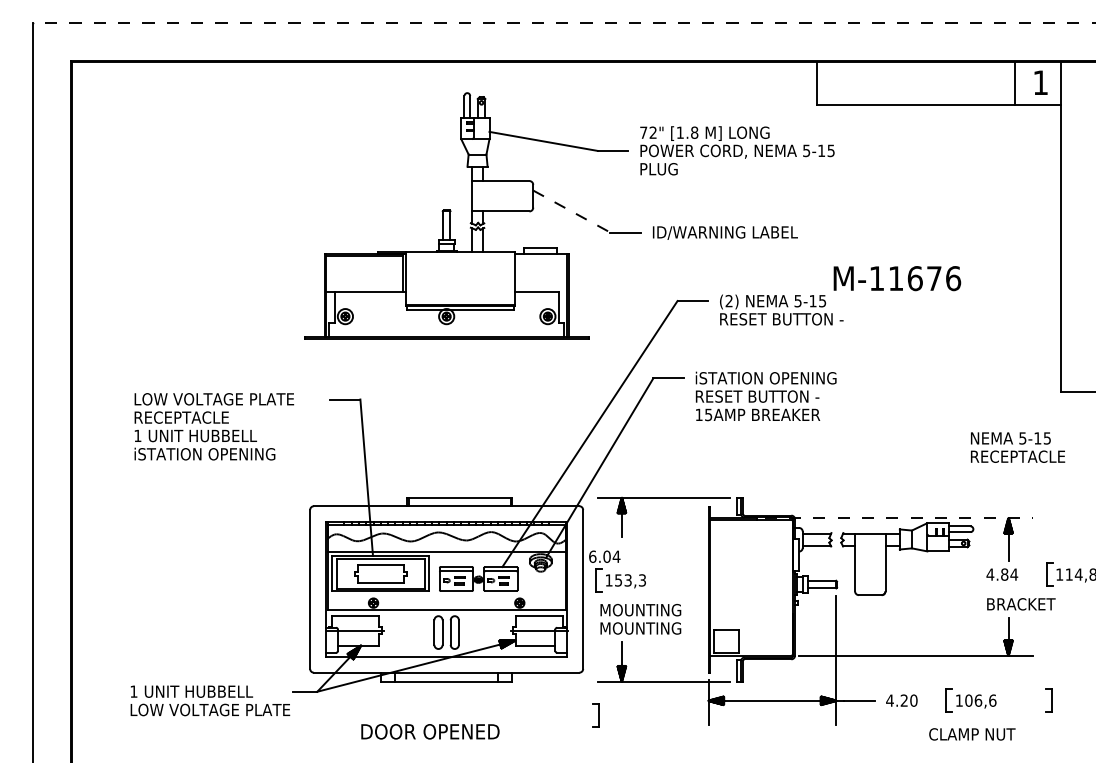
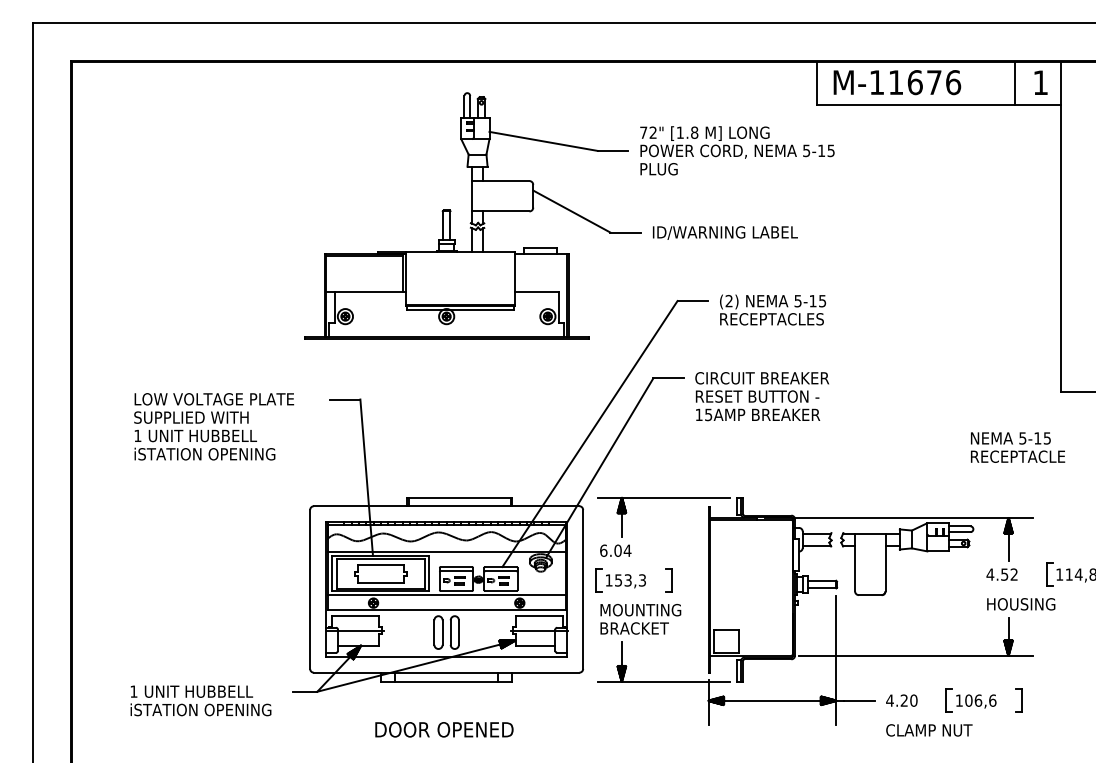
line: dashed -> solid (563, 22)
line: dashed -> solid (571, 211)
text position: (897, 278) -> (897, 82) (897, 82)
text: RESET BUTTON - -> RECEPTACLES (791, 319)
text: iSTATION OPENING -> CIRCUIT BREAKER (765, 377)
text: RECEPTACLE -> SUPPLIED WITH (191, 417)
line: dashed -> solid (899, 518)
text position: (604, 556) -> (615, 550) (615, 550)
text: 4.84 -> 4.52 (1009, 574)
line: none -> present (446, 594)
text: BRACKET -> HOUSING (1021, 604)
text: MOUNTING -> BRACKET (641, 628)
part position: (1048, 700) -> (1018, 700) (1018, 700)
text: LOW VOLTAGE PLATE -> iSTATION OPENING (210, 709)
part position: (595, 715) -> (668, 580) (668, 580)
text position: (430, 731) -> (444, 729) (444, 729)
text position: (972, 734) -> (929, 730) (929, 730)
